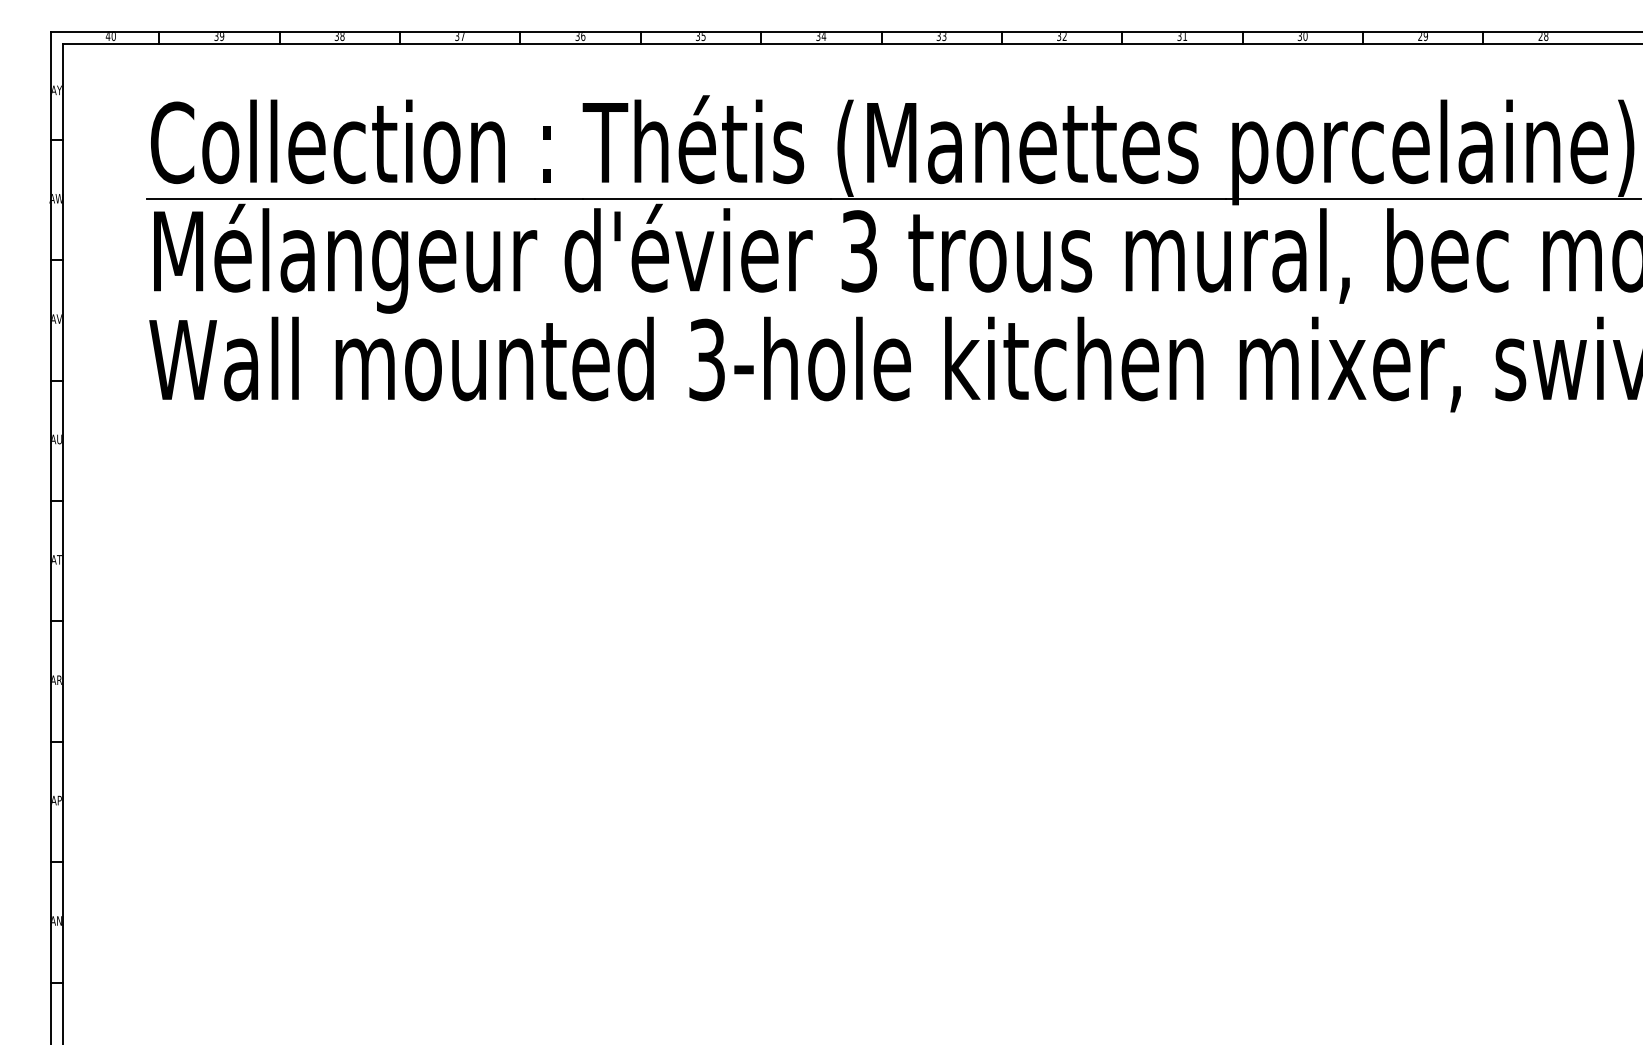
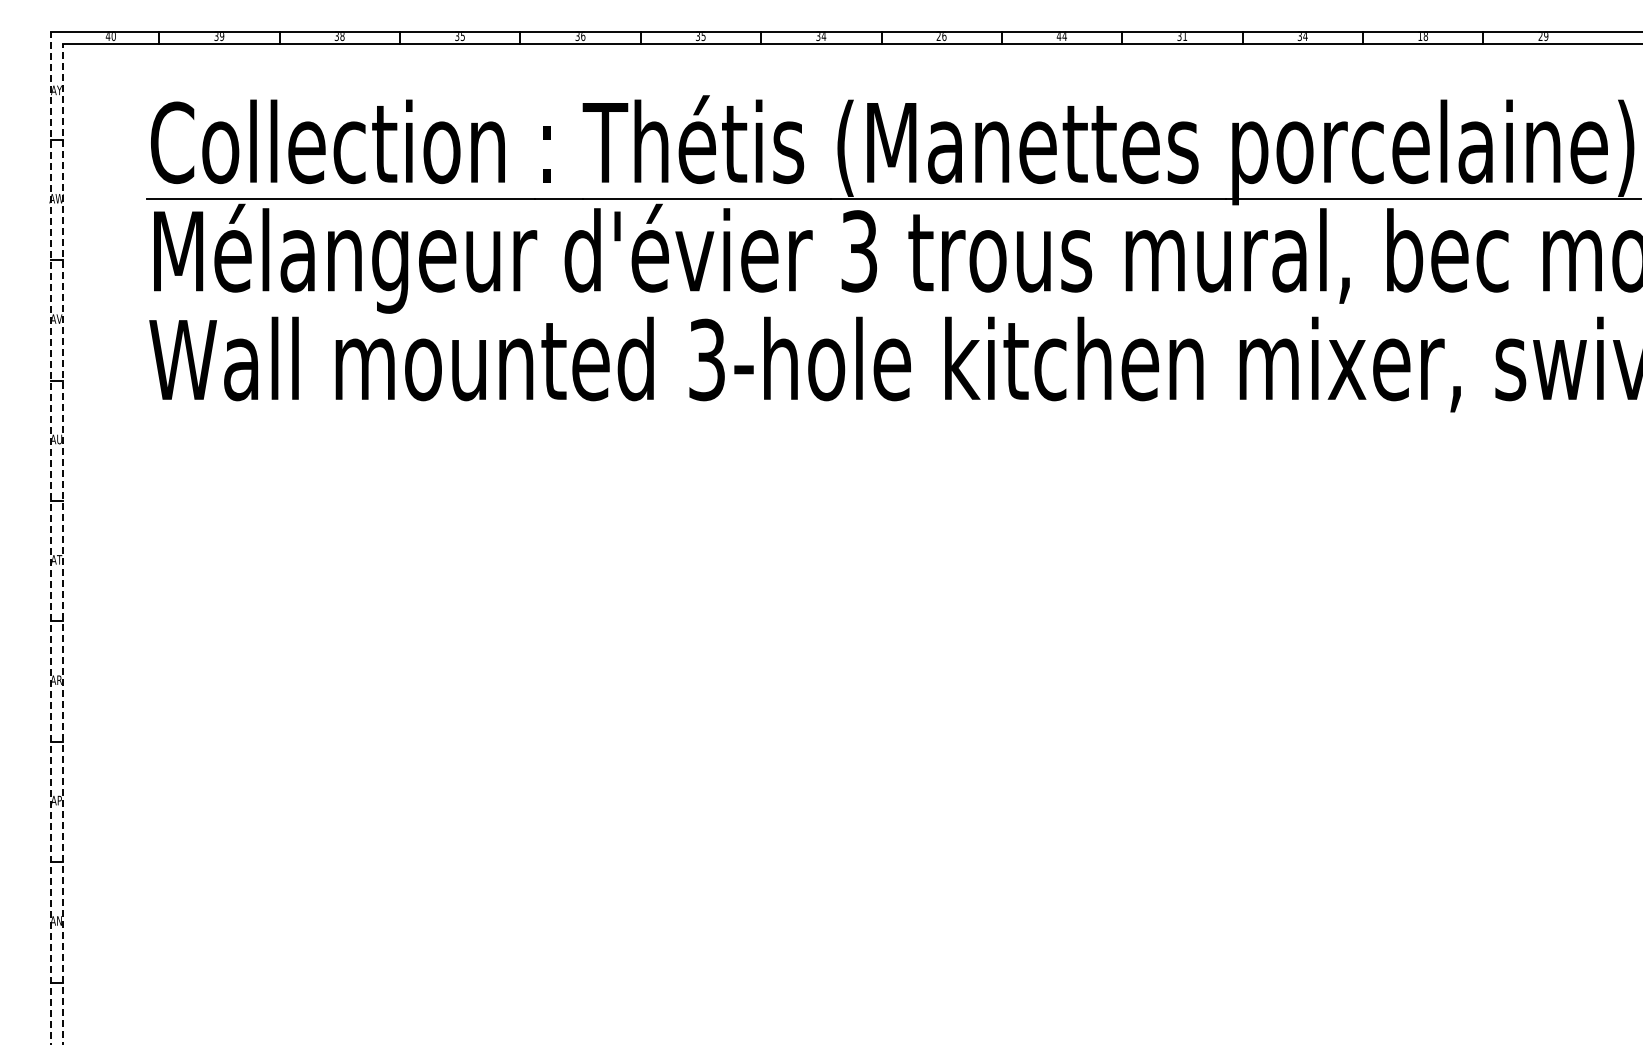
text: 29 -> 18 (1422, 36)
text: 28 -> 29 (1546, 36)
text: 37 -> 35 (462, 37)
text: 33 -> 26 (941, 37)
text: 32 -> 44 (1061, 37)
text: 30 -> 34 (1305, 37)
line: solid -> dashed (50, 537)
line: solid -> dashed (63, 543)
